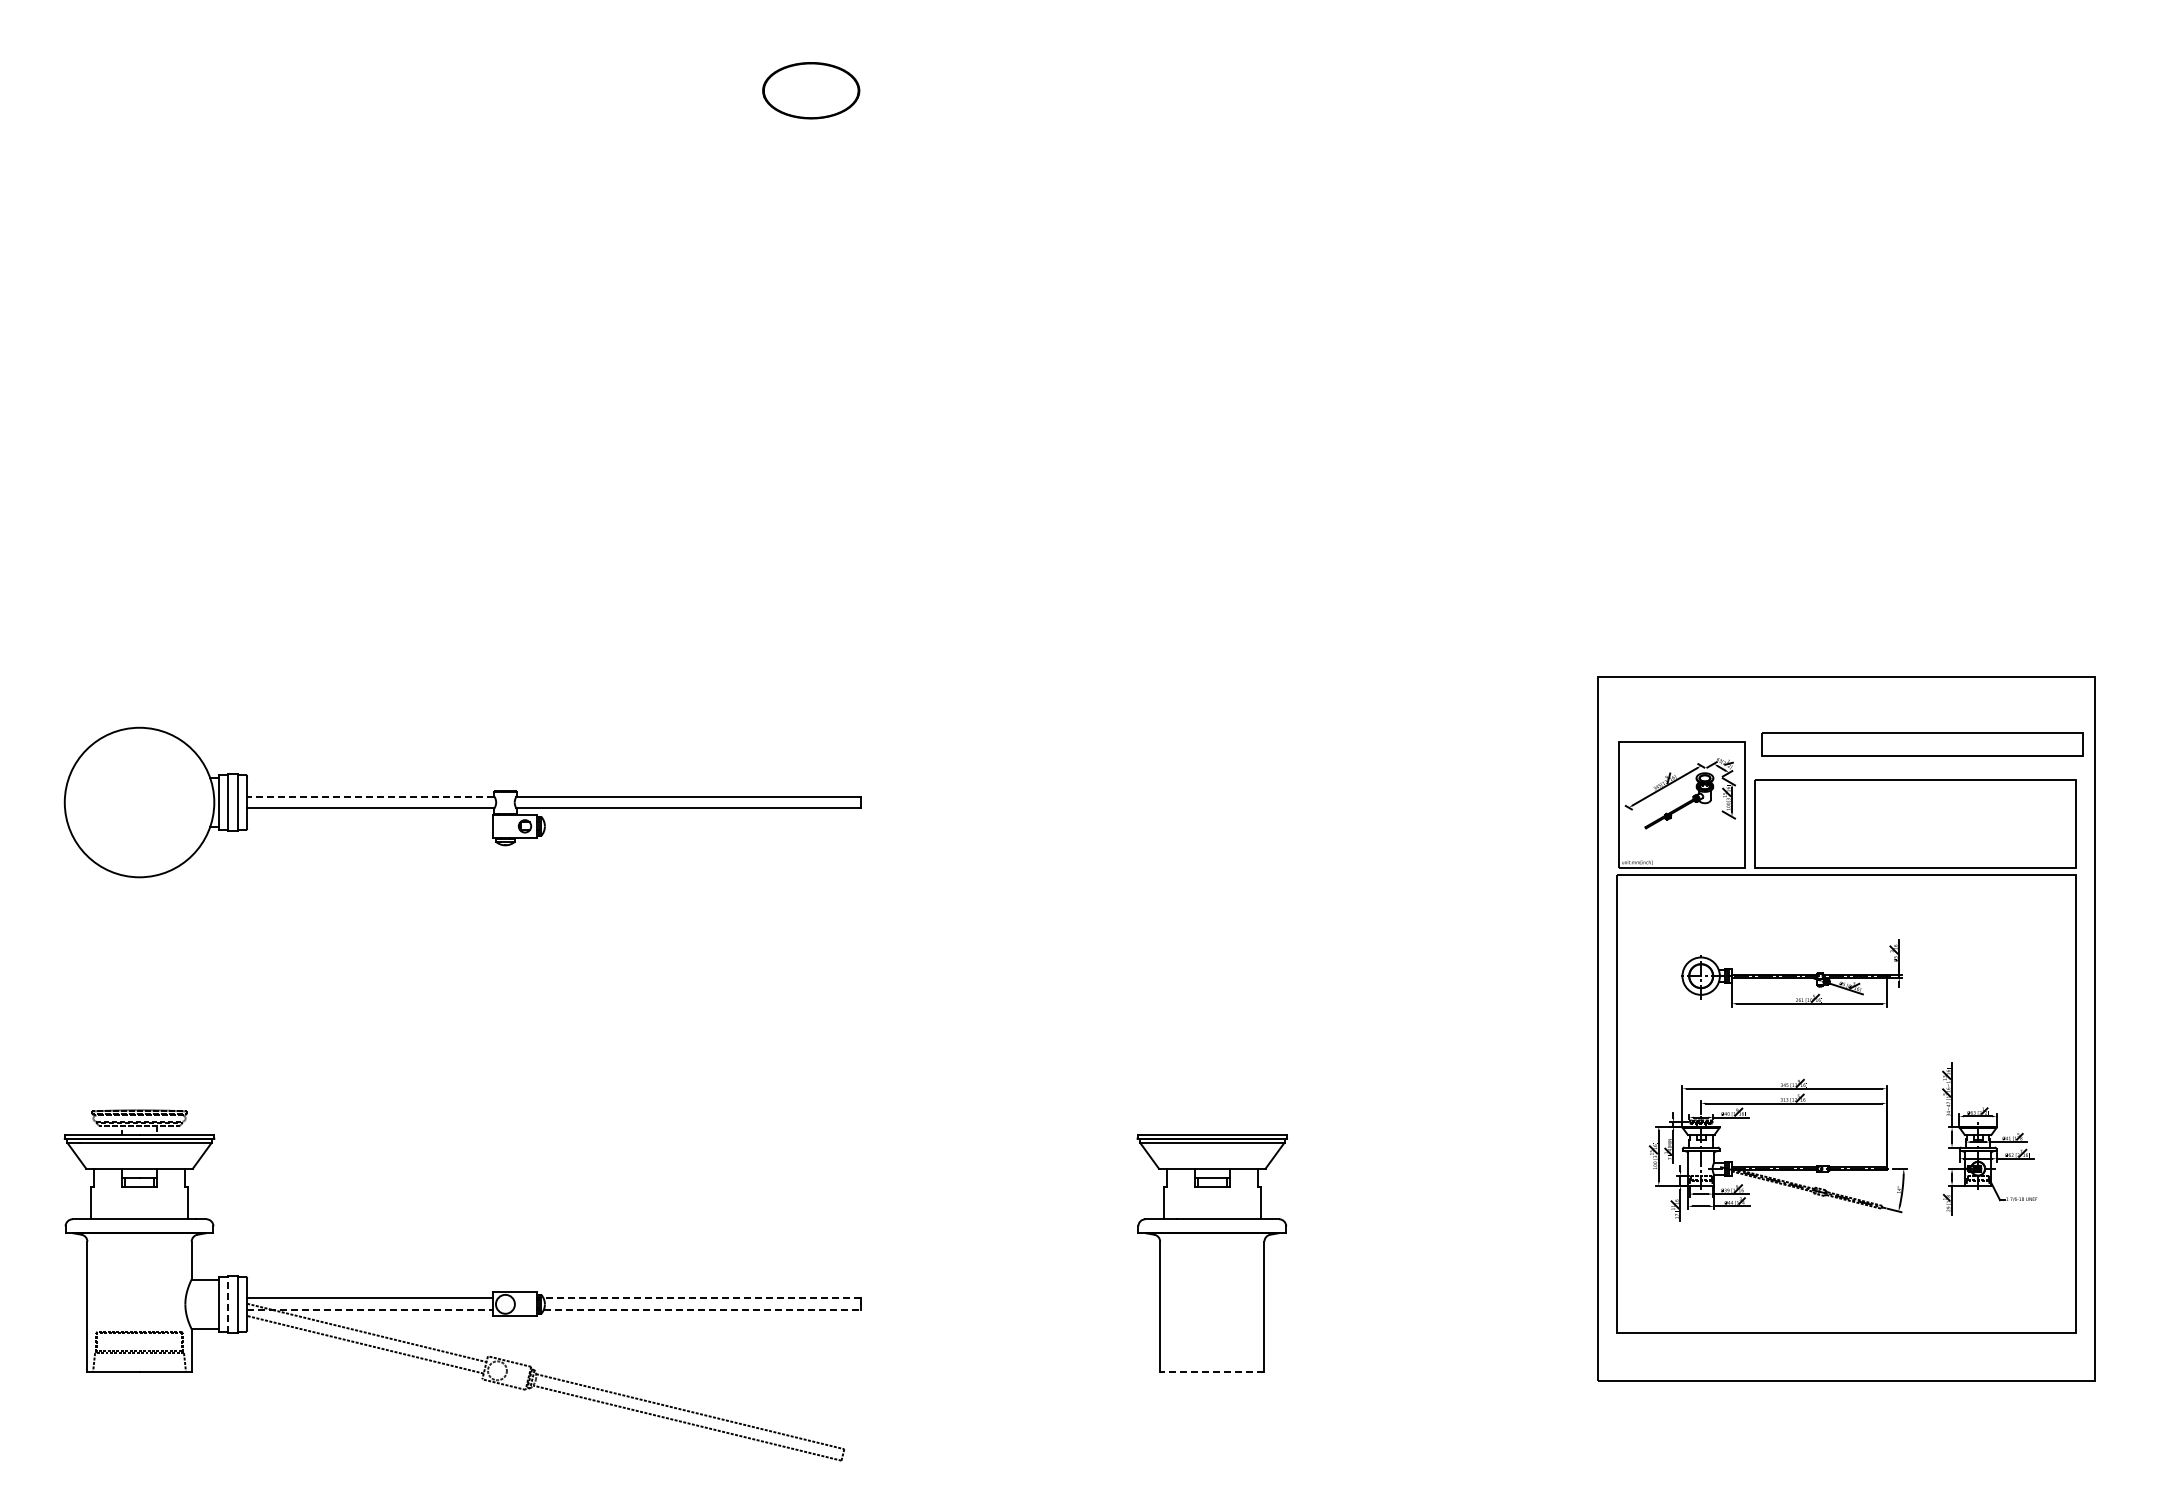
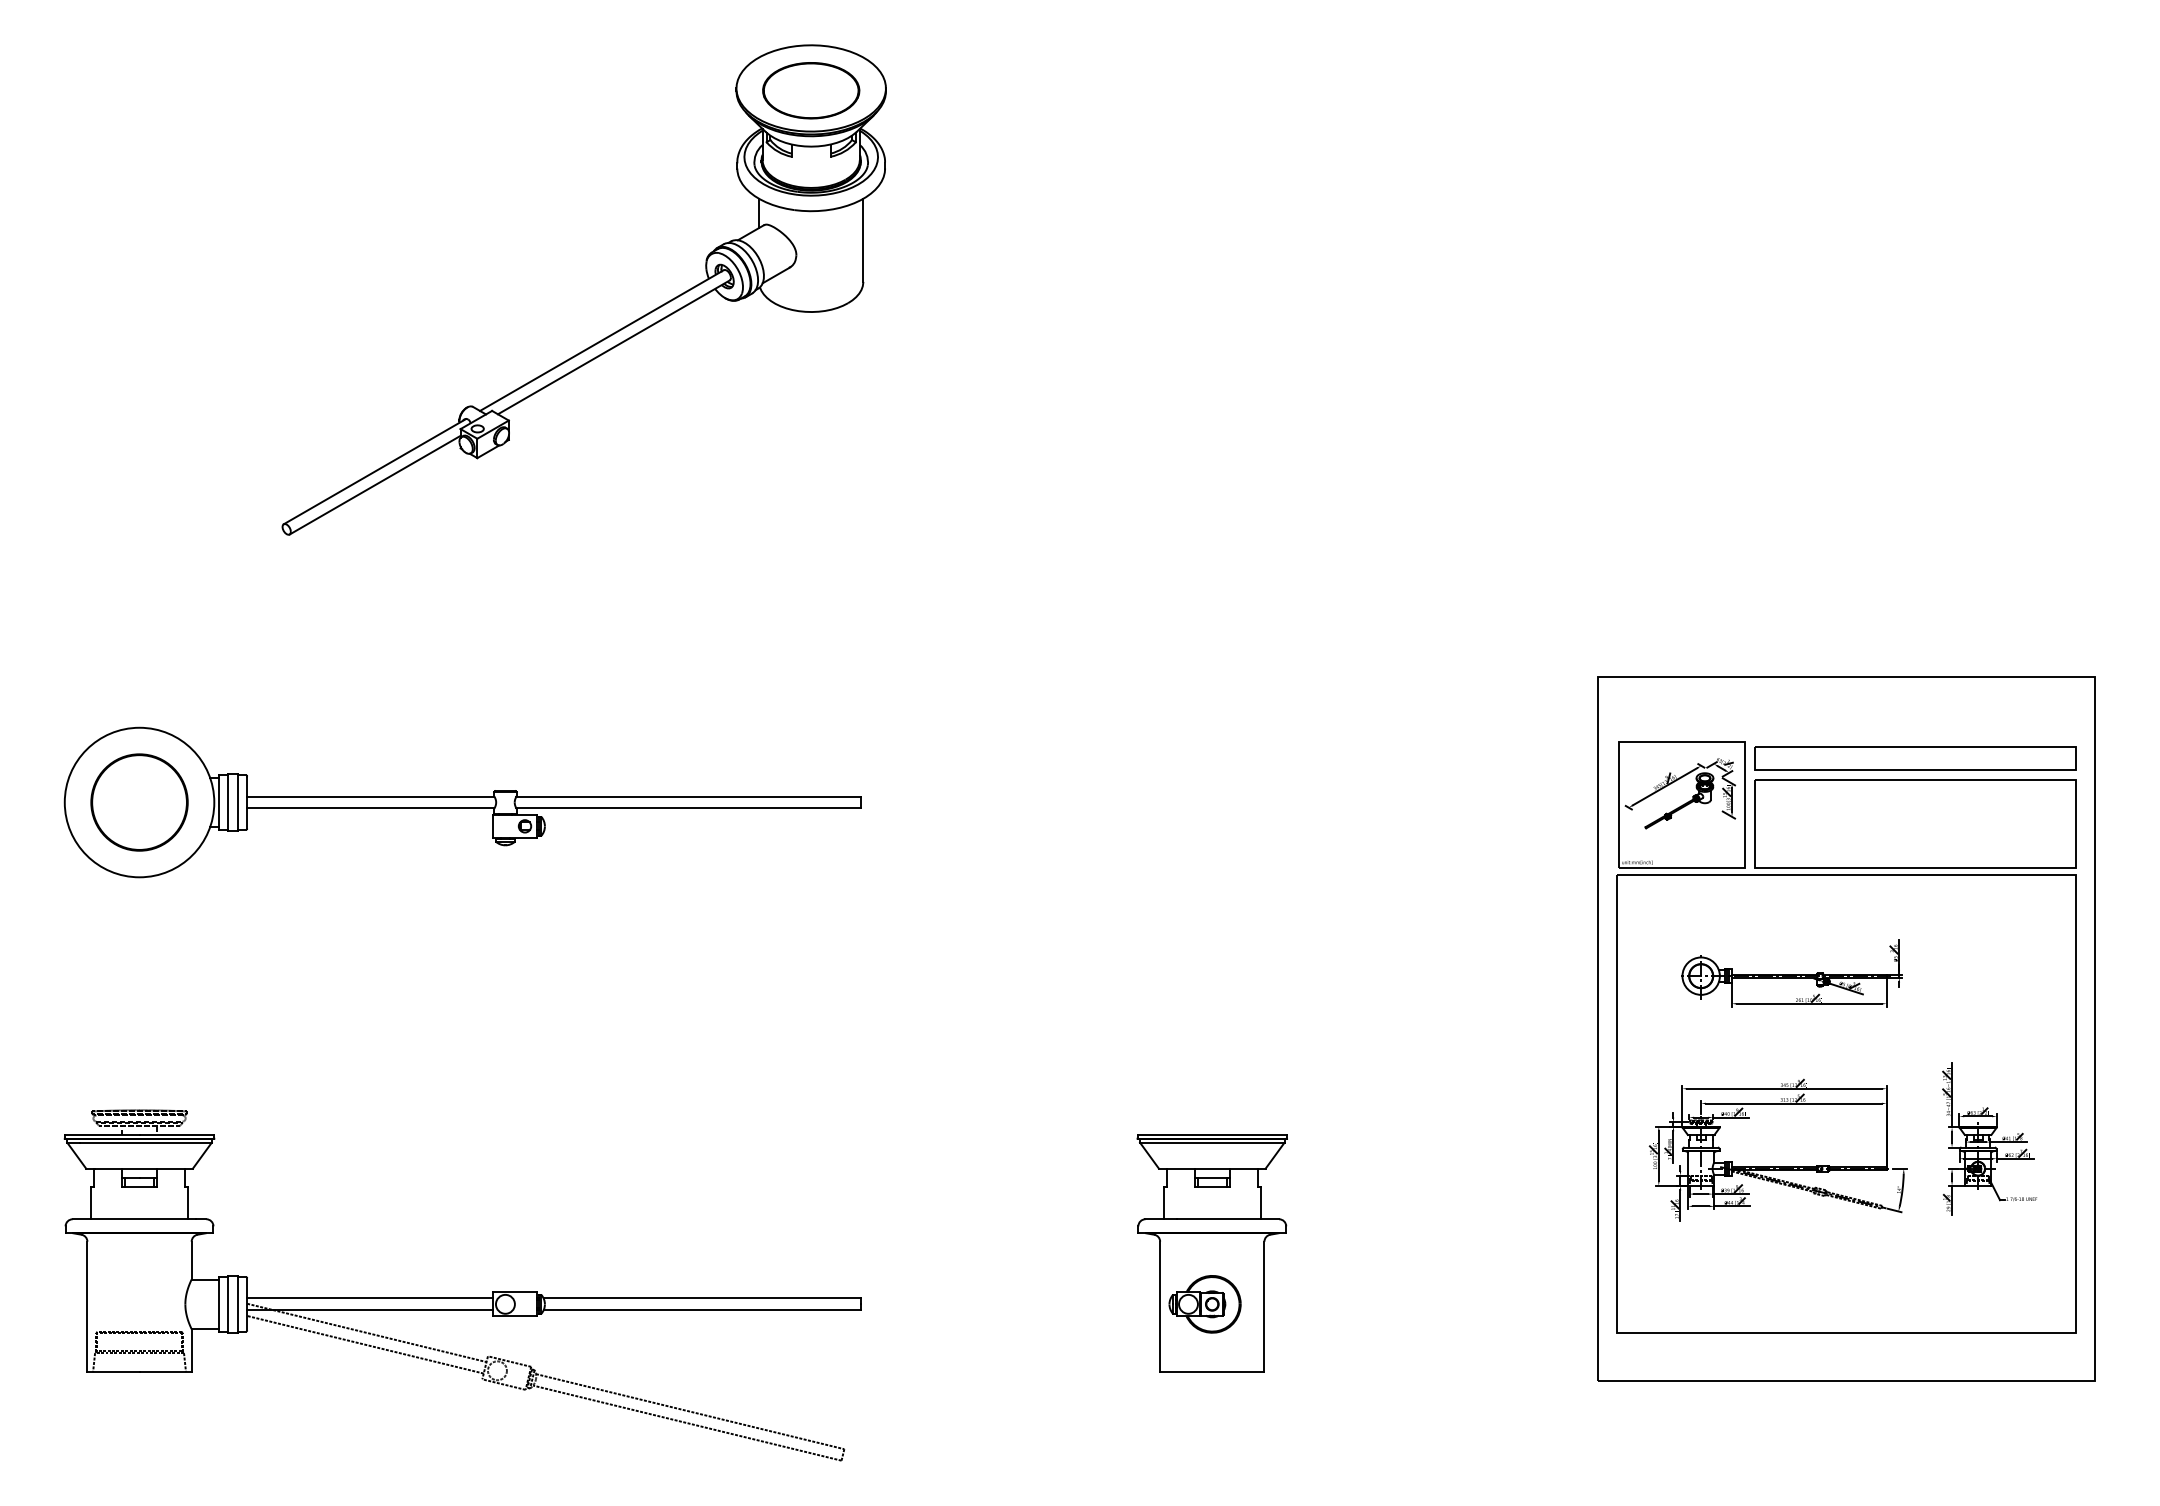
part: none -> present (606, 336)
part position: (1922, 744) -> (1915, 758) (1915, 758)
line: dashed -> solid (370, 796)
circle: none -> present (139, 802)
line: dashed -> solid (702, 1298)
line: dashed -> solid (228, 1303)
part: none -> present (1204, 1304)
line: dashed -> solid (369, 1310)
line: dashed -> solid (702, 1310)
line: dashed -> solid (1211, 1372)
